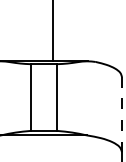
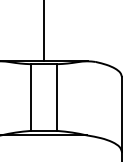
line position: (52, 31) -> (43, 31) (43, 31)
line: dashed -> solid (121, 114)
